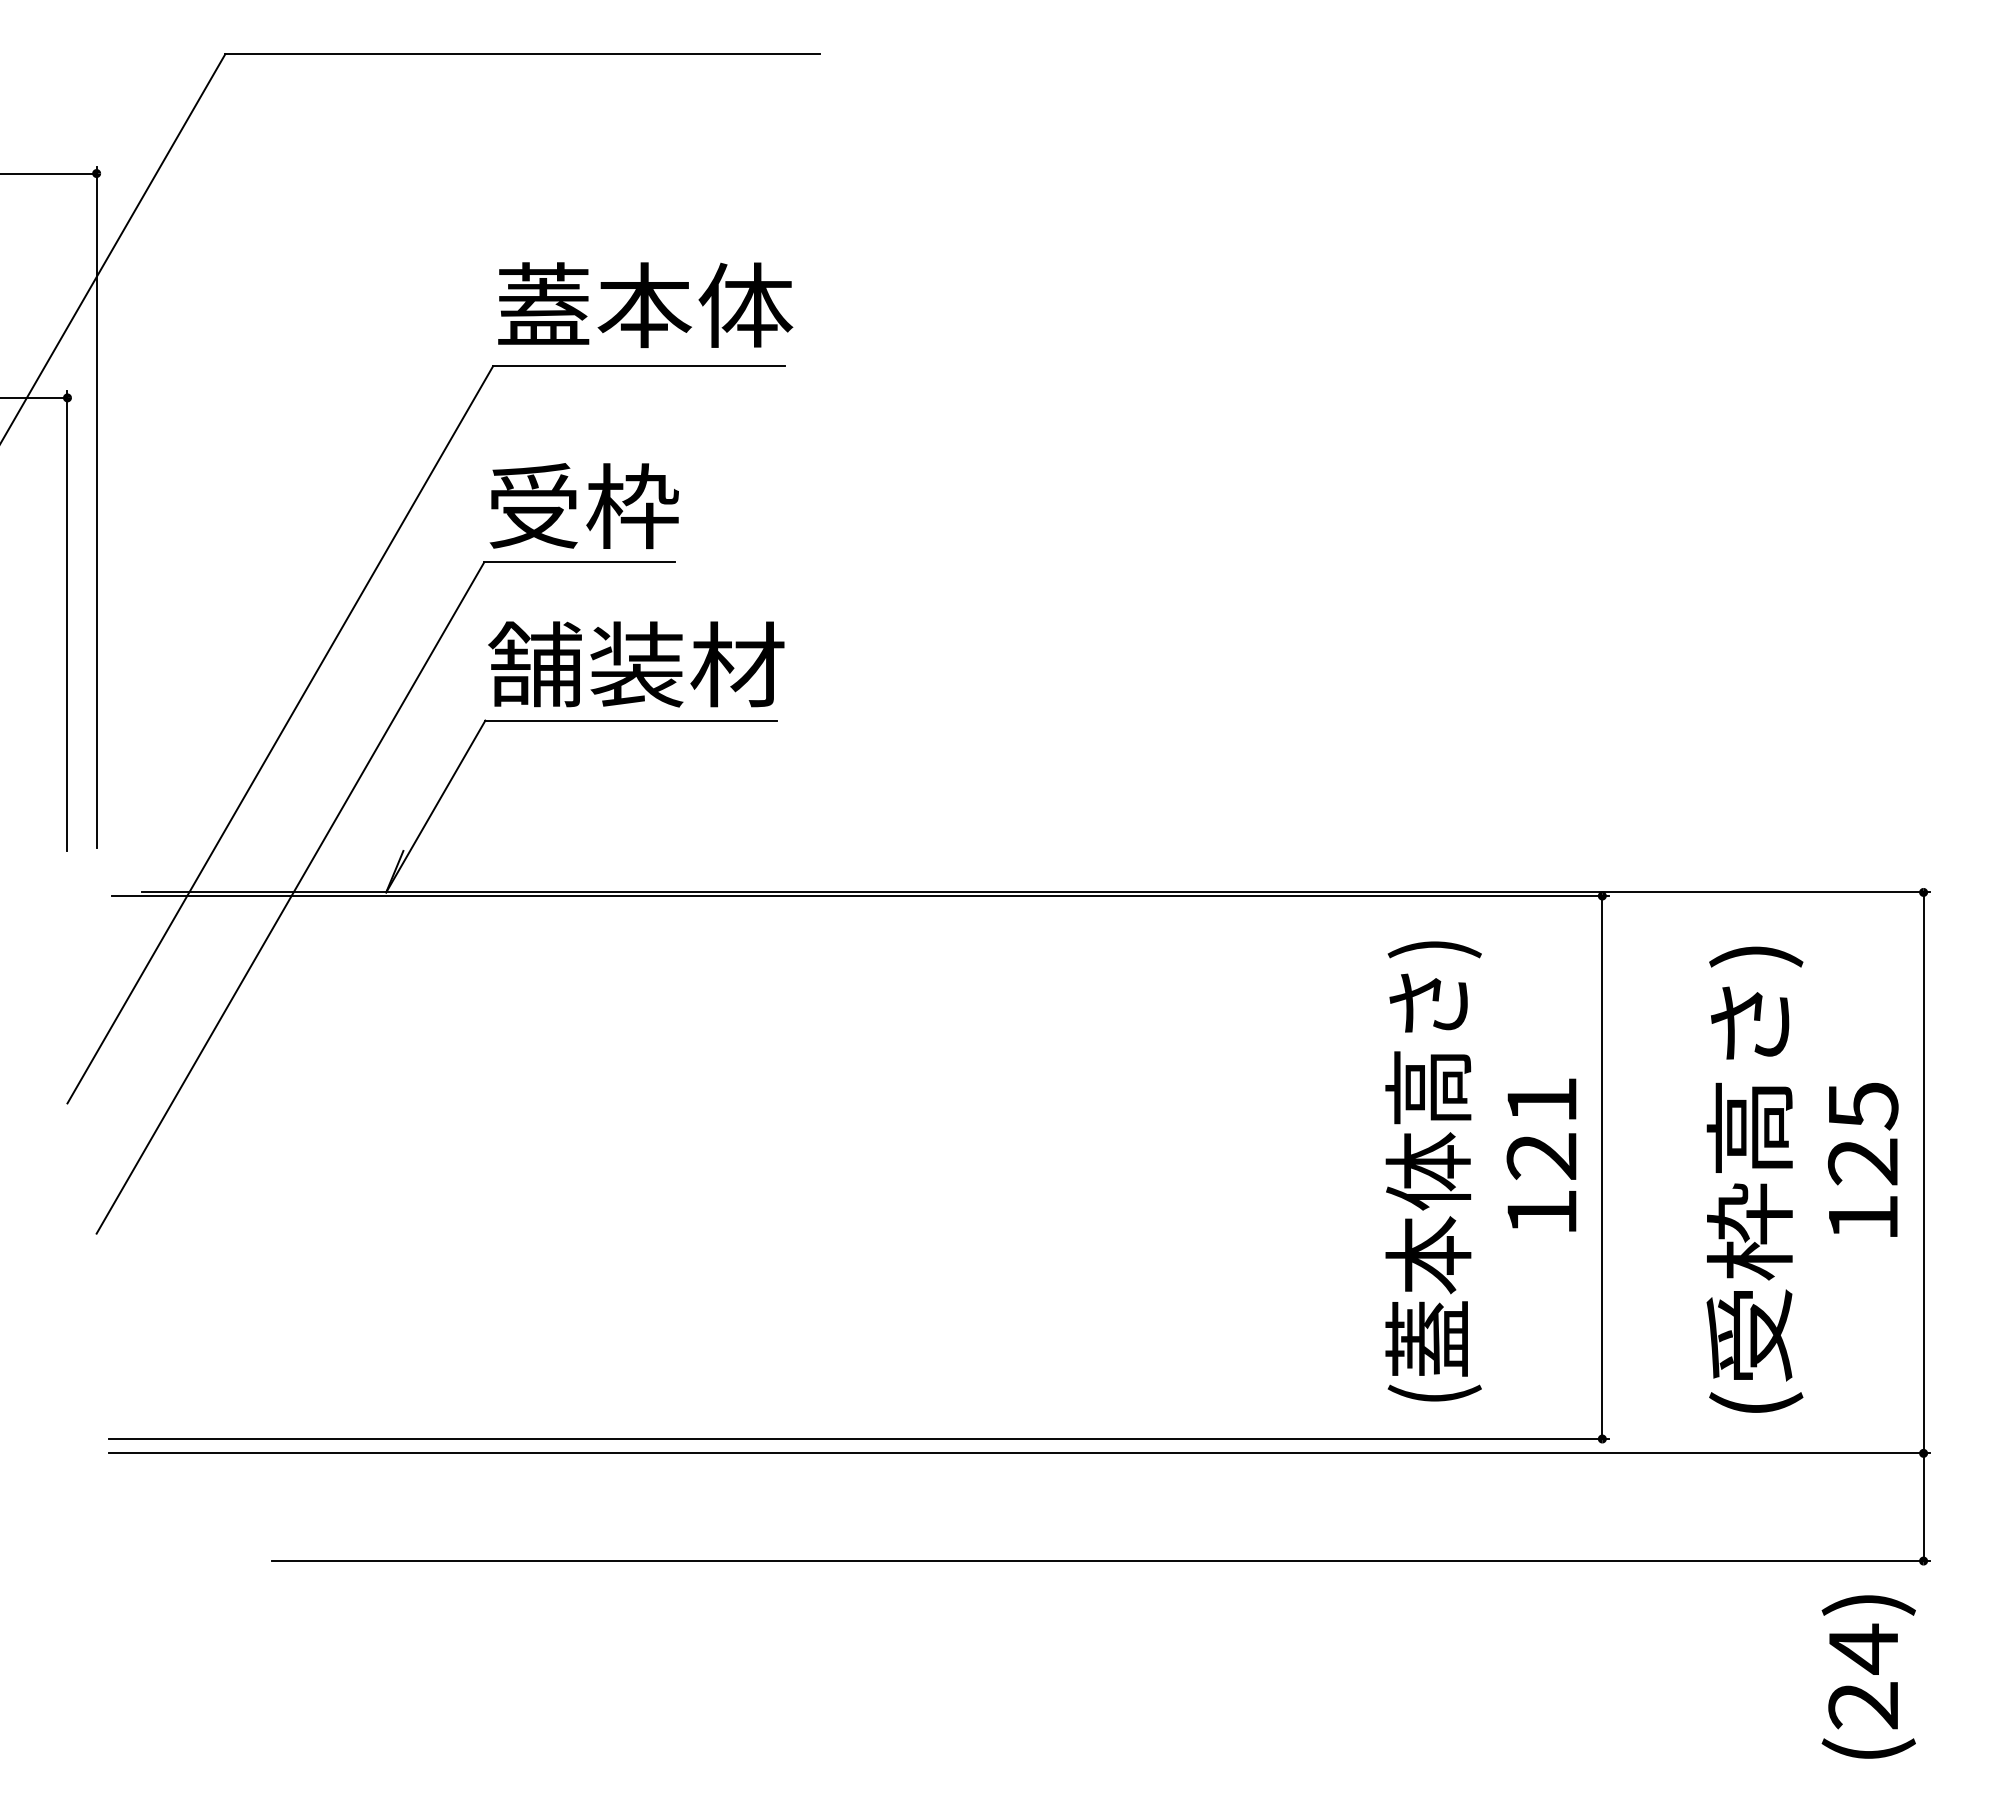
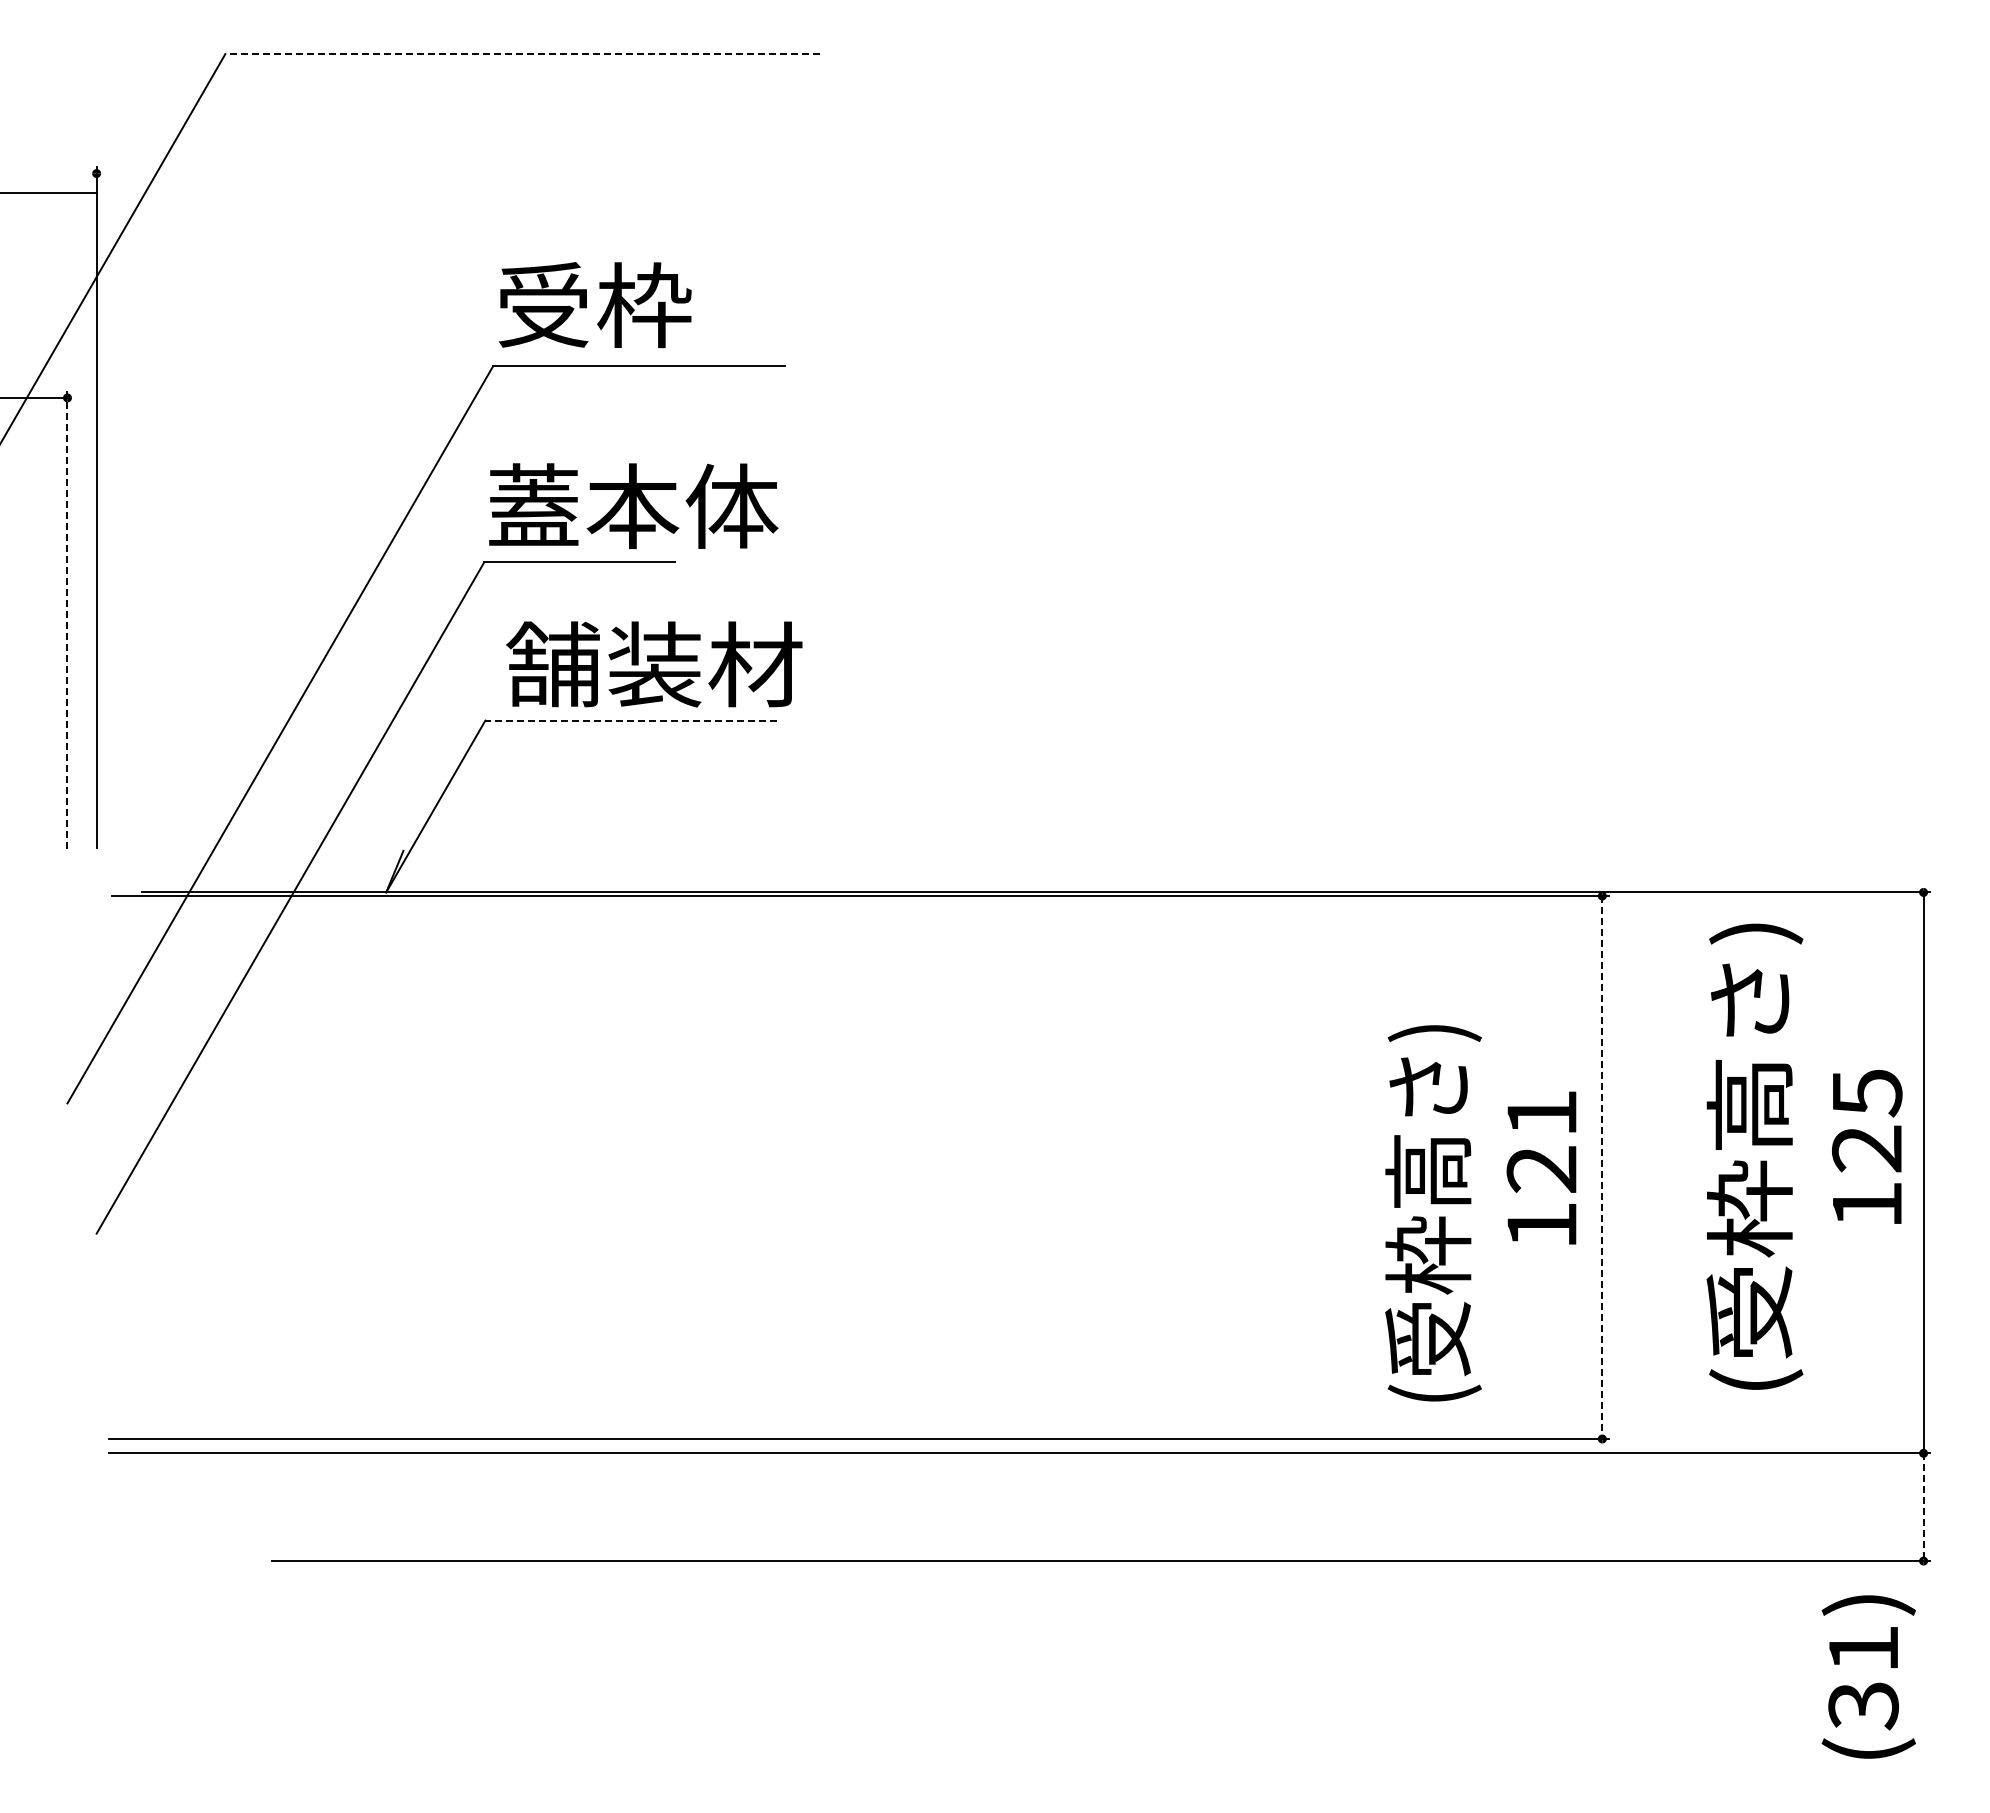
line: solid -> dashed (522, 54)
line position: (49, 173) -> (49, 192) (49, 192)
text: 蓋本体 -> 受枠 (645, 305)
text: 受枠 -> 蓋本体 (633, 506)
line: solid -> dashed (67, 621)
text position: (636, 664) -> (654, 664) (654, 664)
line: solid -> dashed (631, 720)
text position: (1541, 1154) -> (1541, 1167) (1541, 1167)
text: (蓋本体高さ) -> (受枠高さ) (1433, 1158)
text position: (1863, 1159) -> (1867, 1146) (1867, 1146)
line: solid -> dashed (1602, 1168)
text position: (1754, 1179) -> (1754, 1156) (1754, 1156)
line: solid -> dashed (1923, 1507)
text: (24) -> (31) (1863, 1676)
